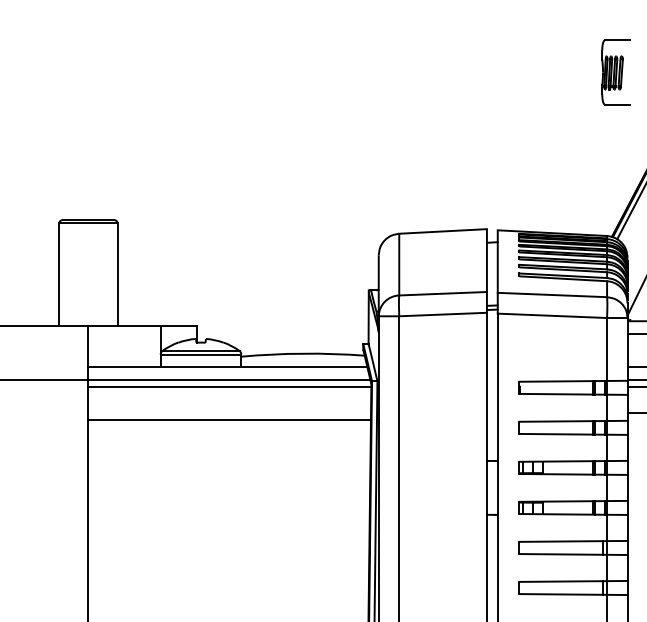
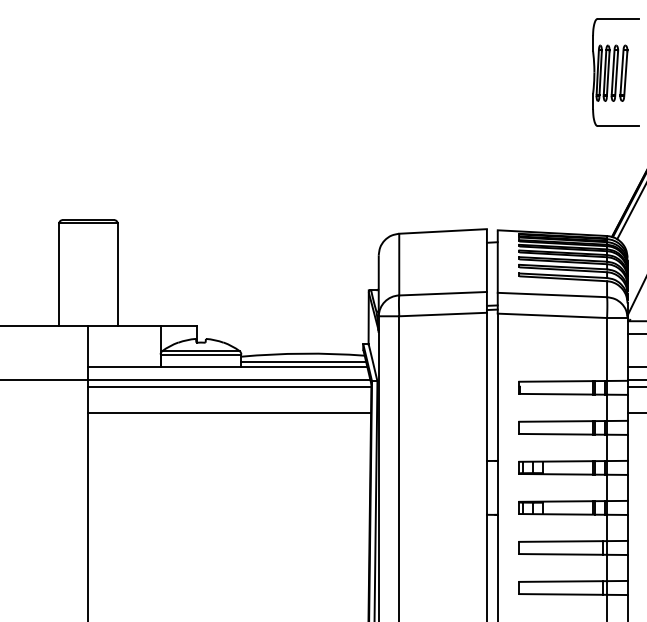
part size: 30x67 px -> 48x109 px (615, 72)
line: none -> present (304, 362)
line position: (229, 420) -> (229, 413) (229, 413)
